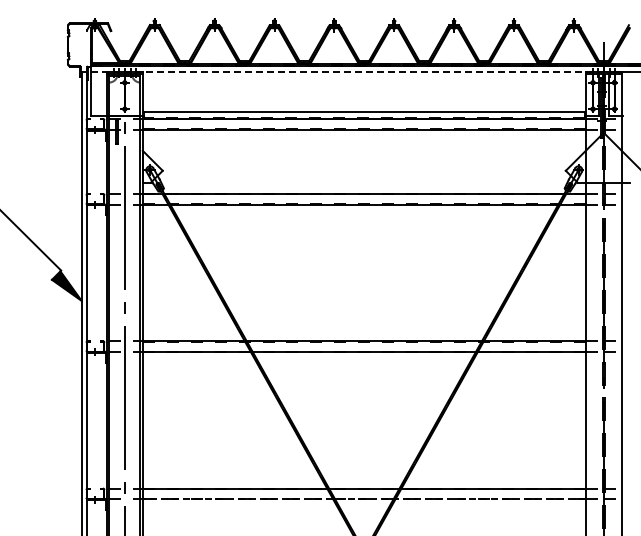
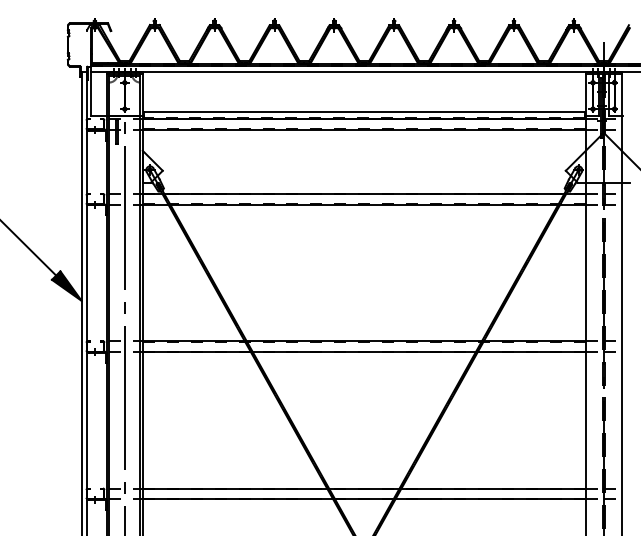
line: dashed -> solid (348, 71)
line position: (31, 241) -> (29, 248) (29, 248)
line: dashed -> solid (364, 499)
